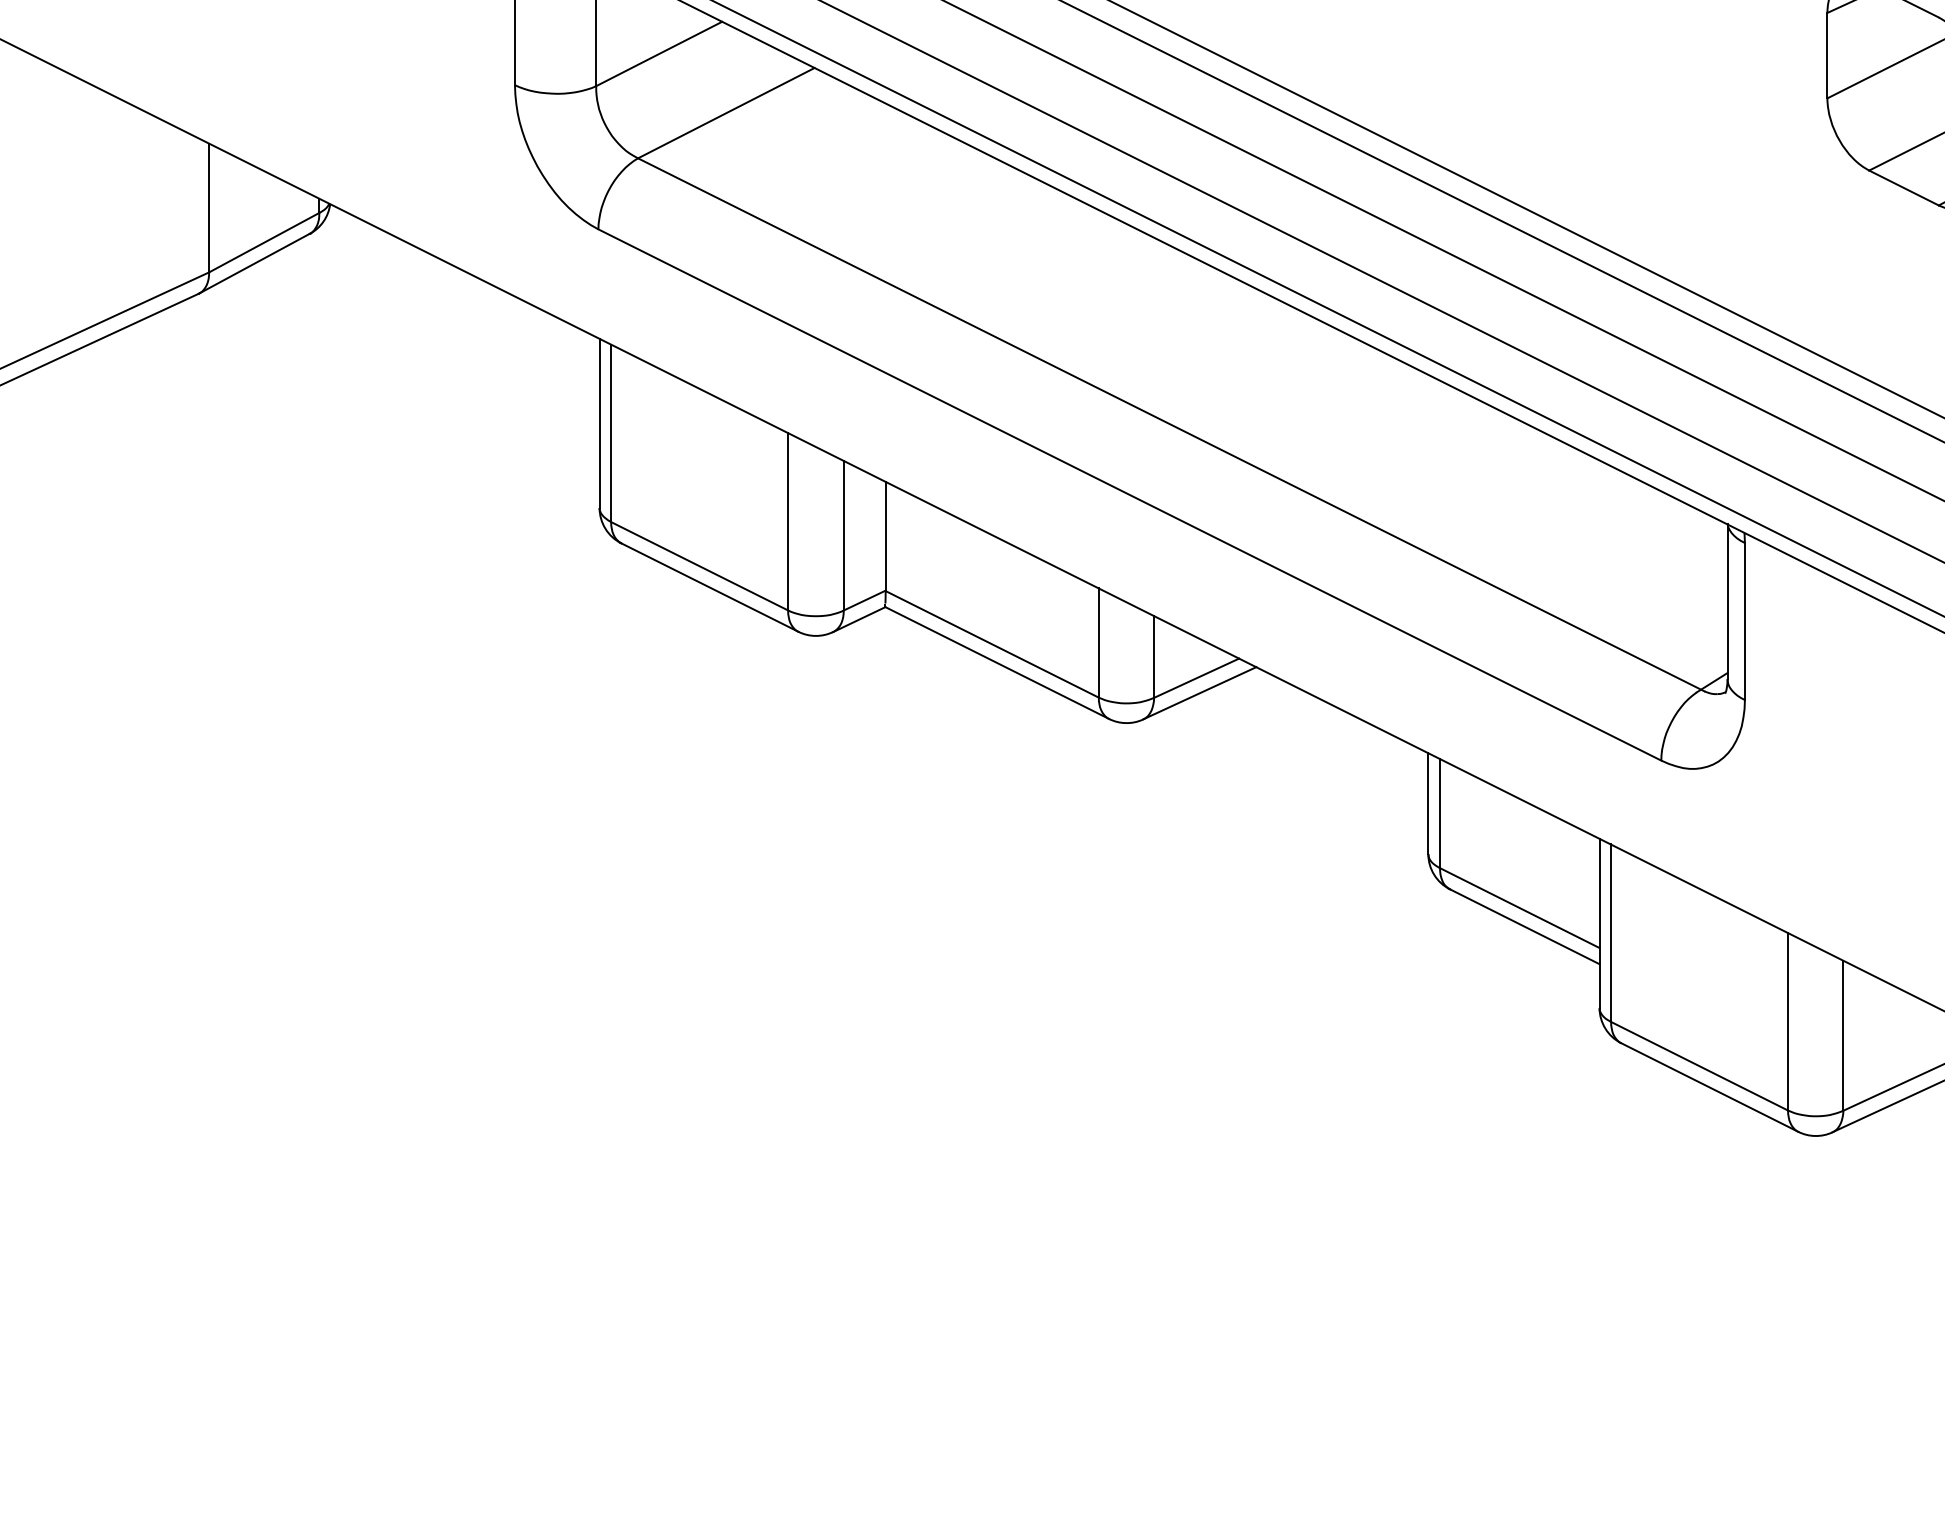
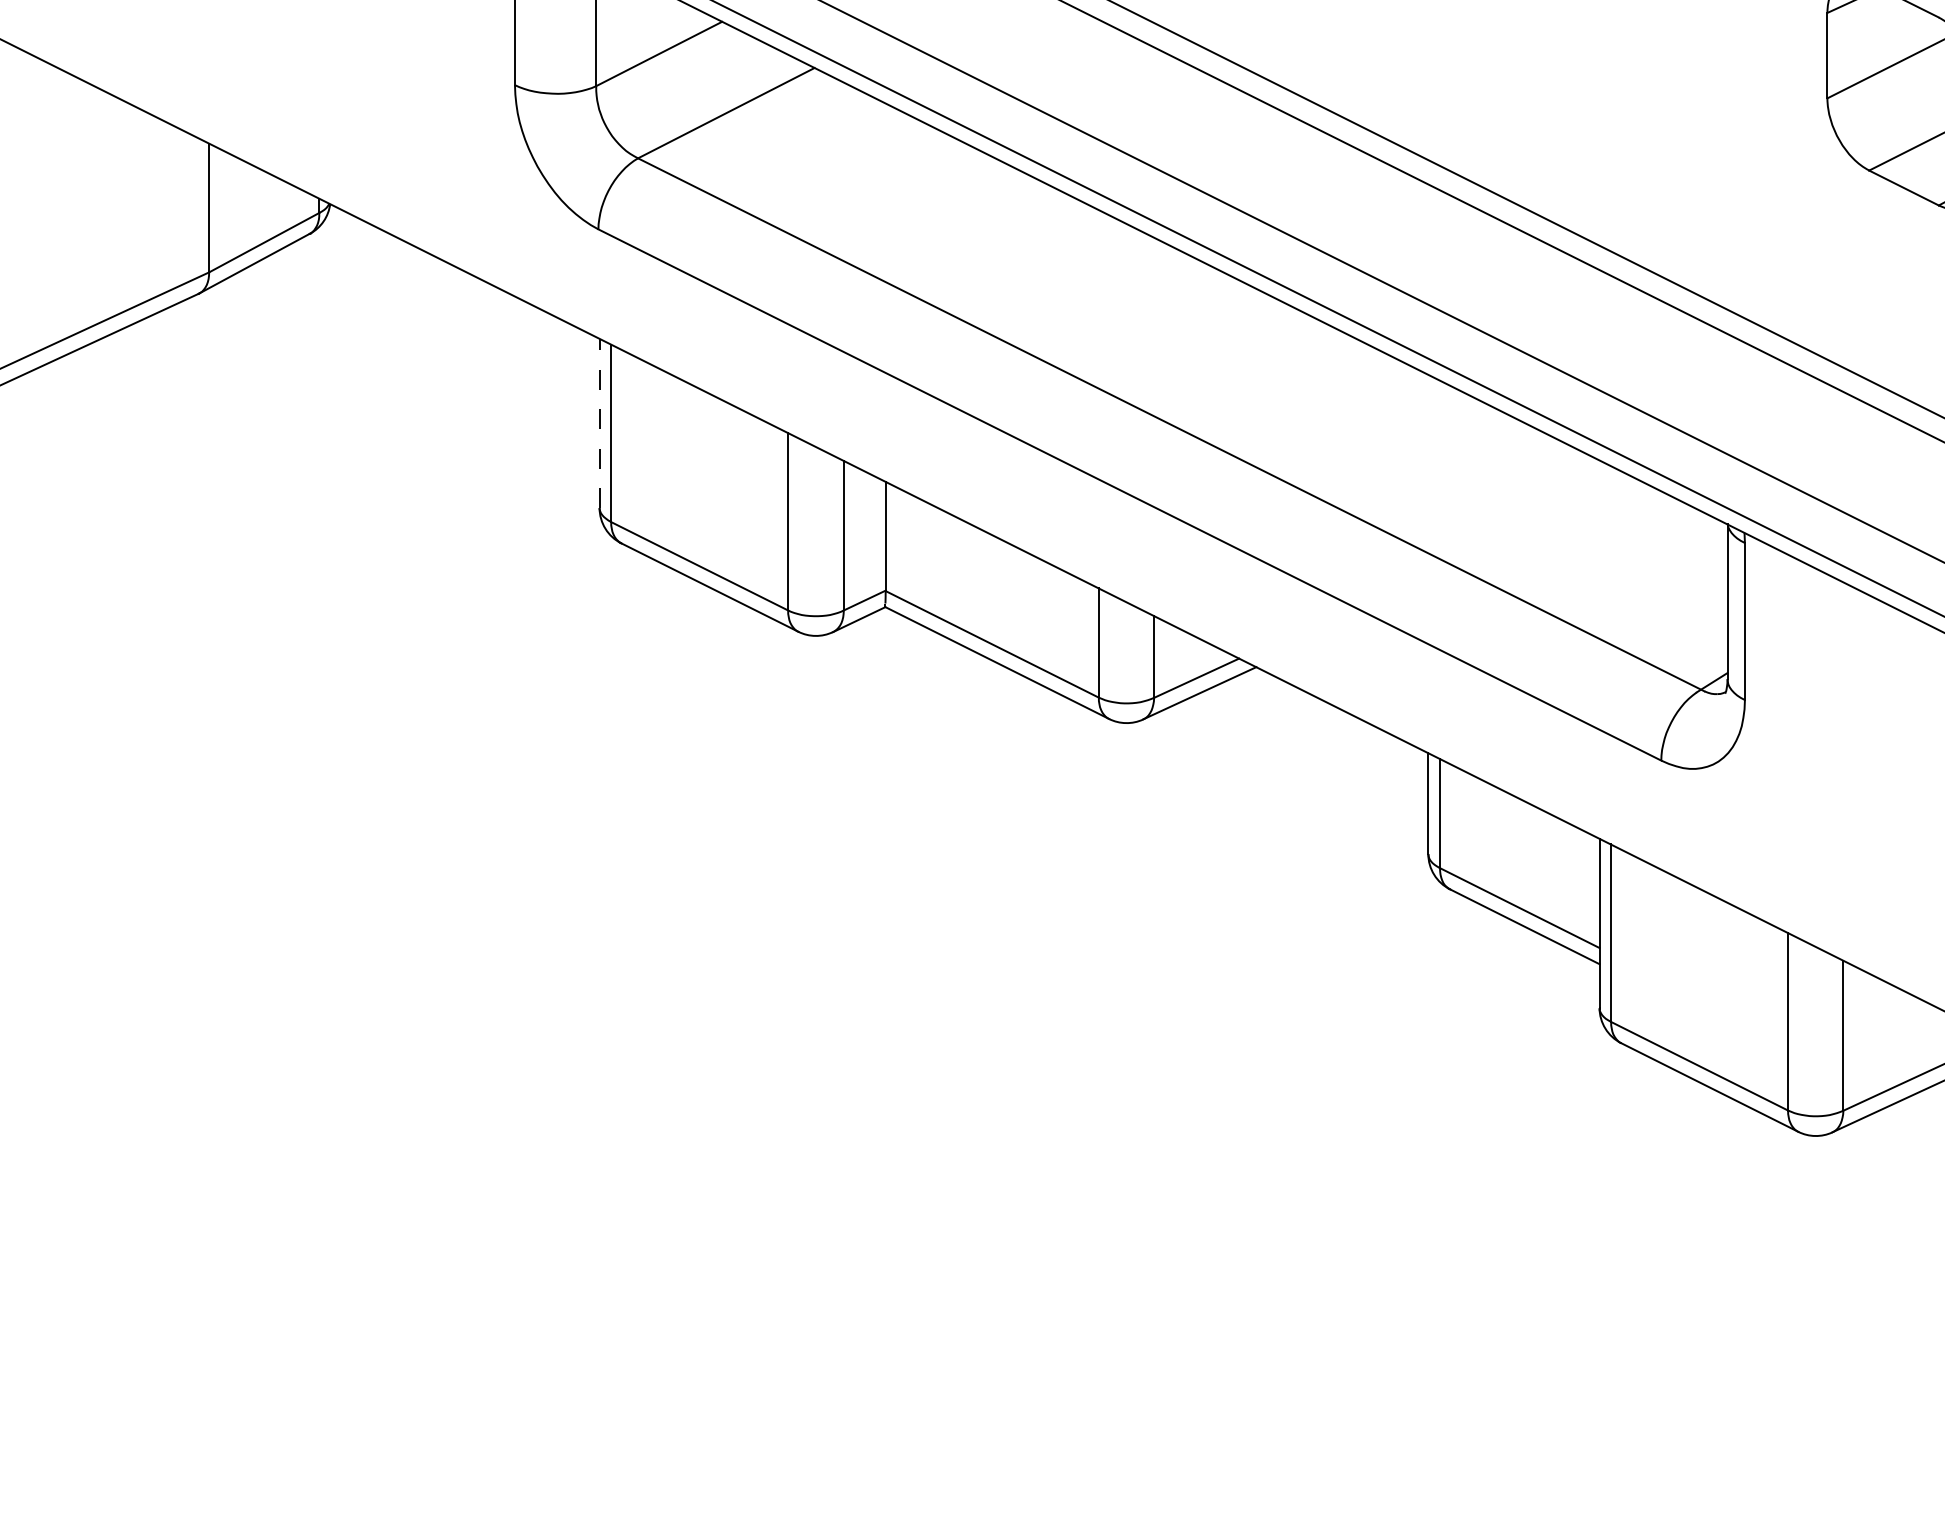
line: present -> none (1443, 250)
line: solid -> dashed (599, 423)
